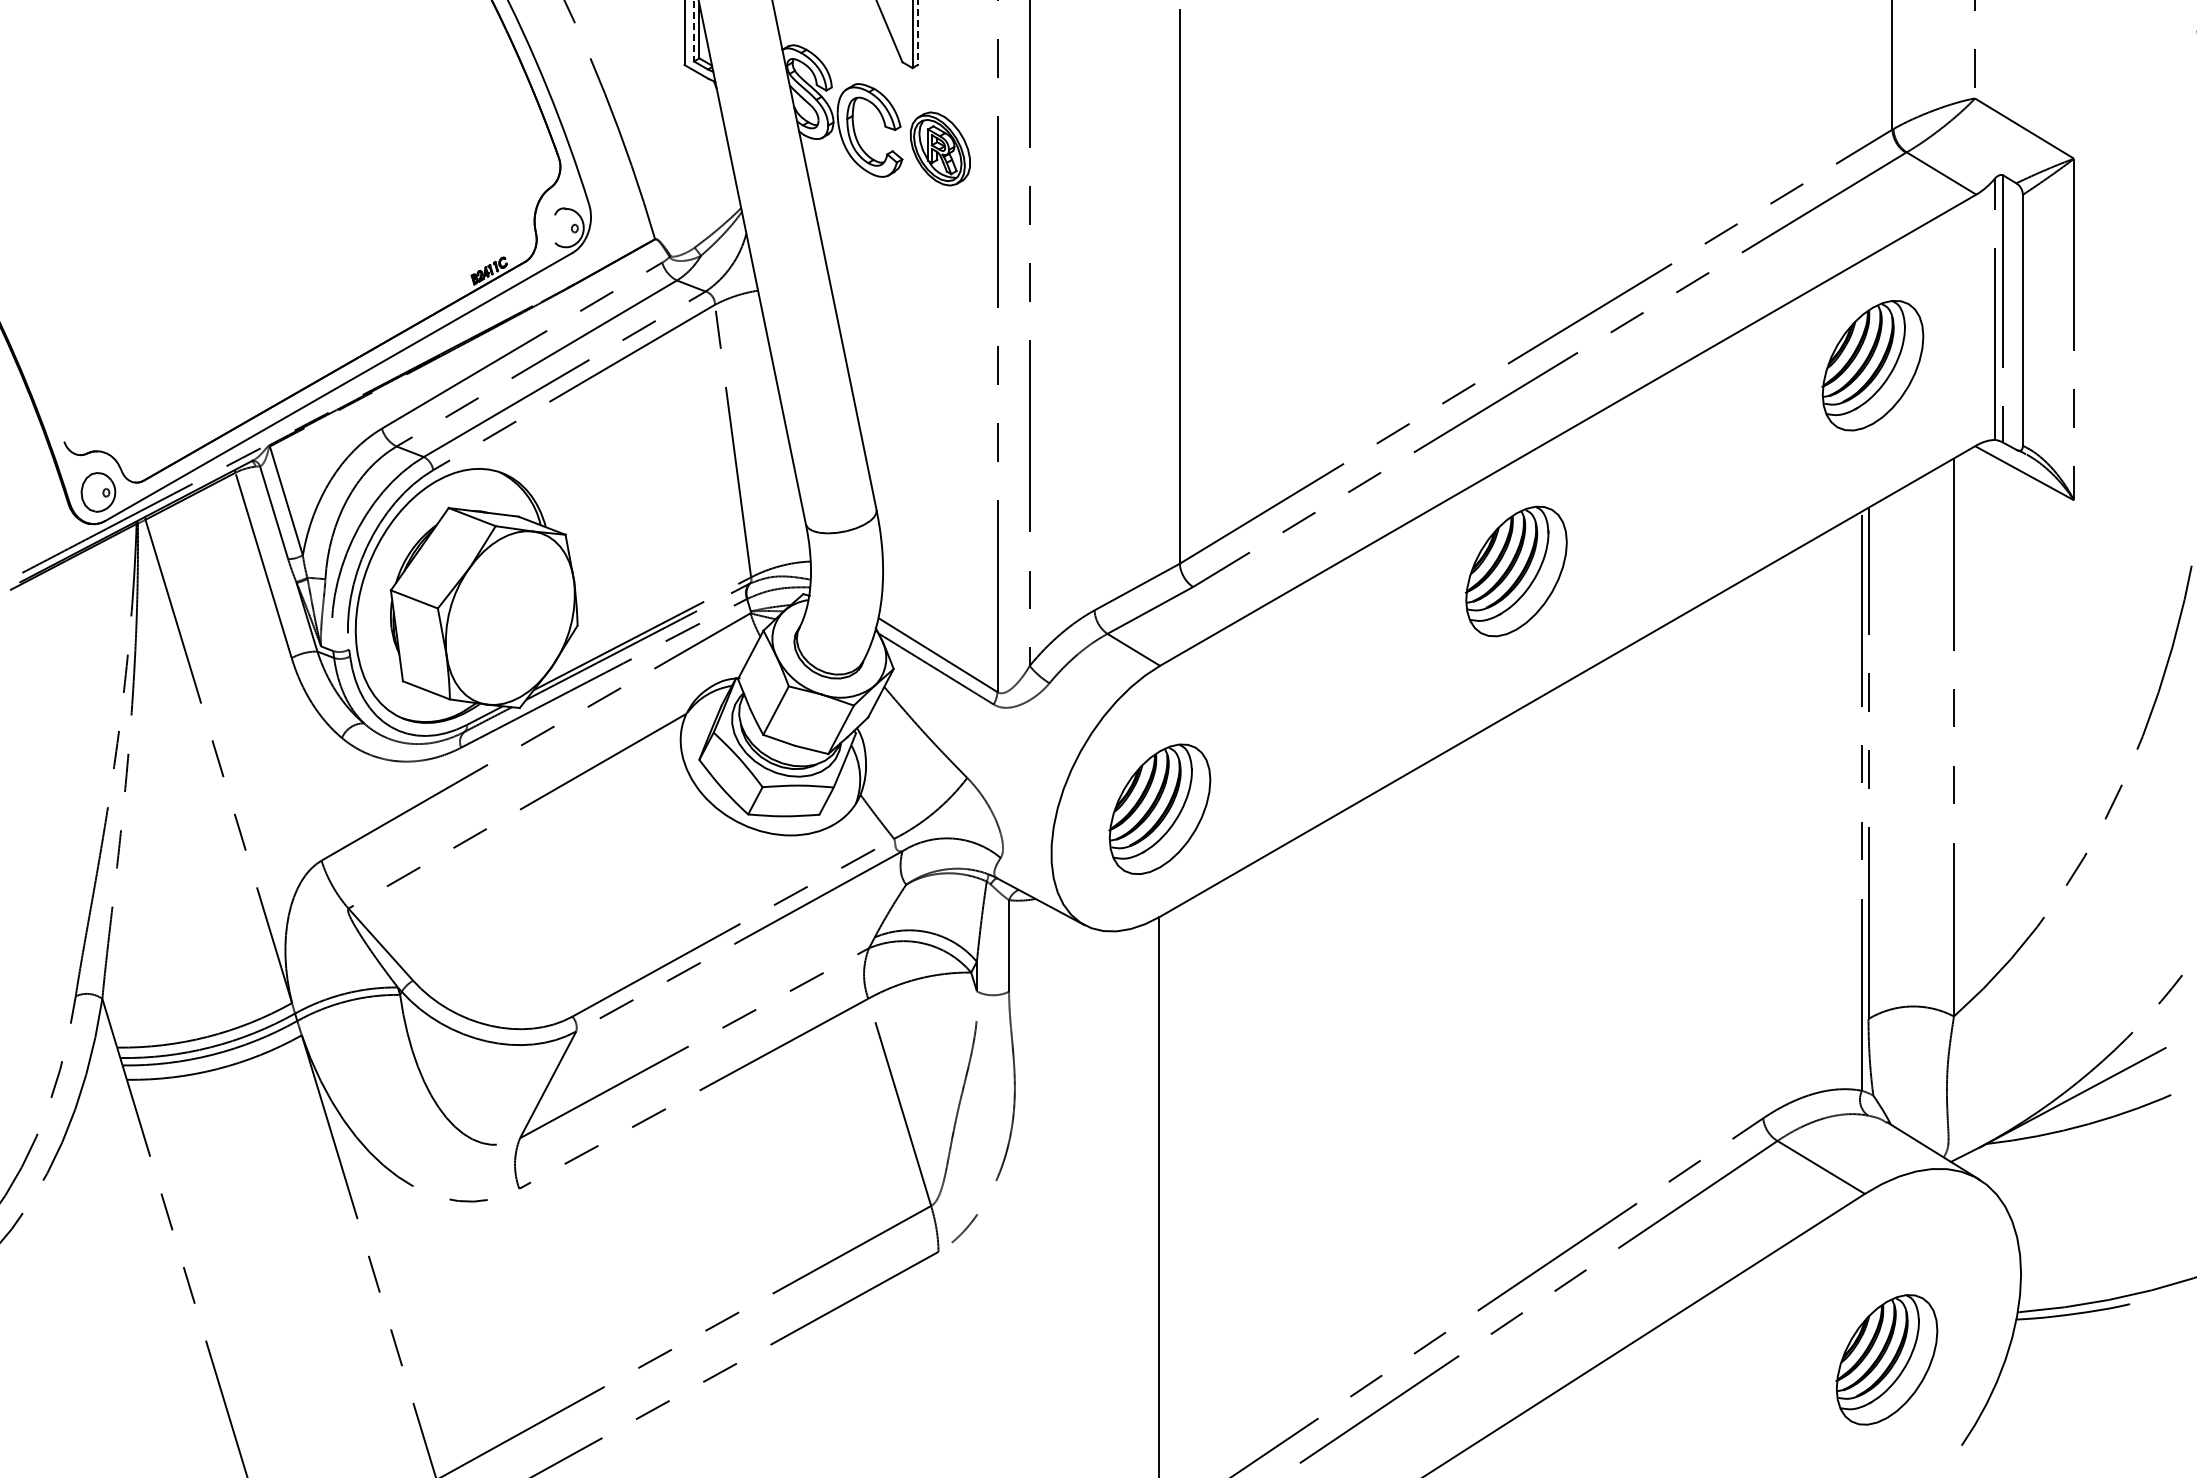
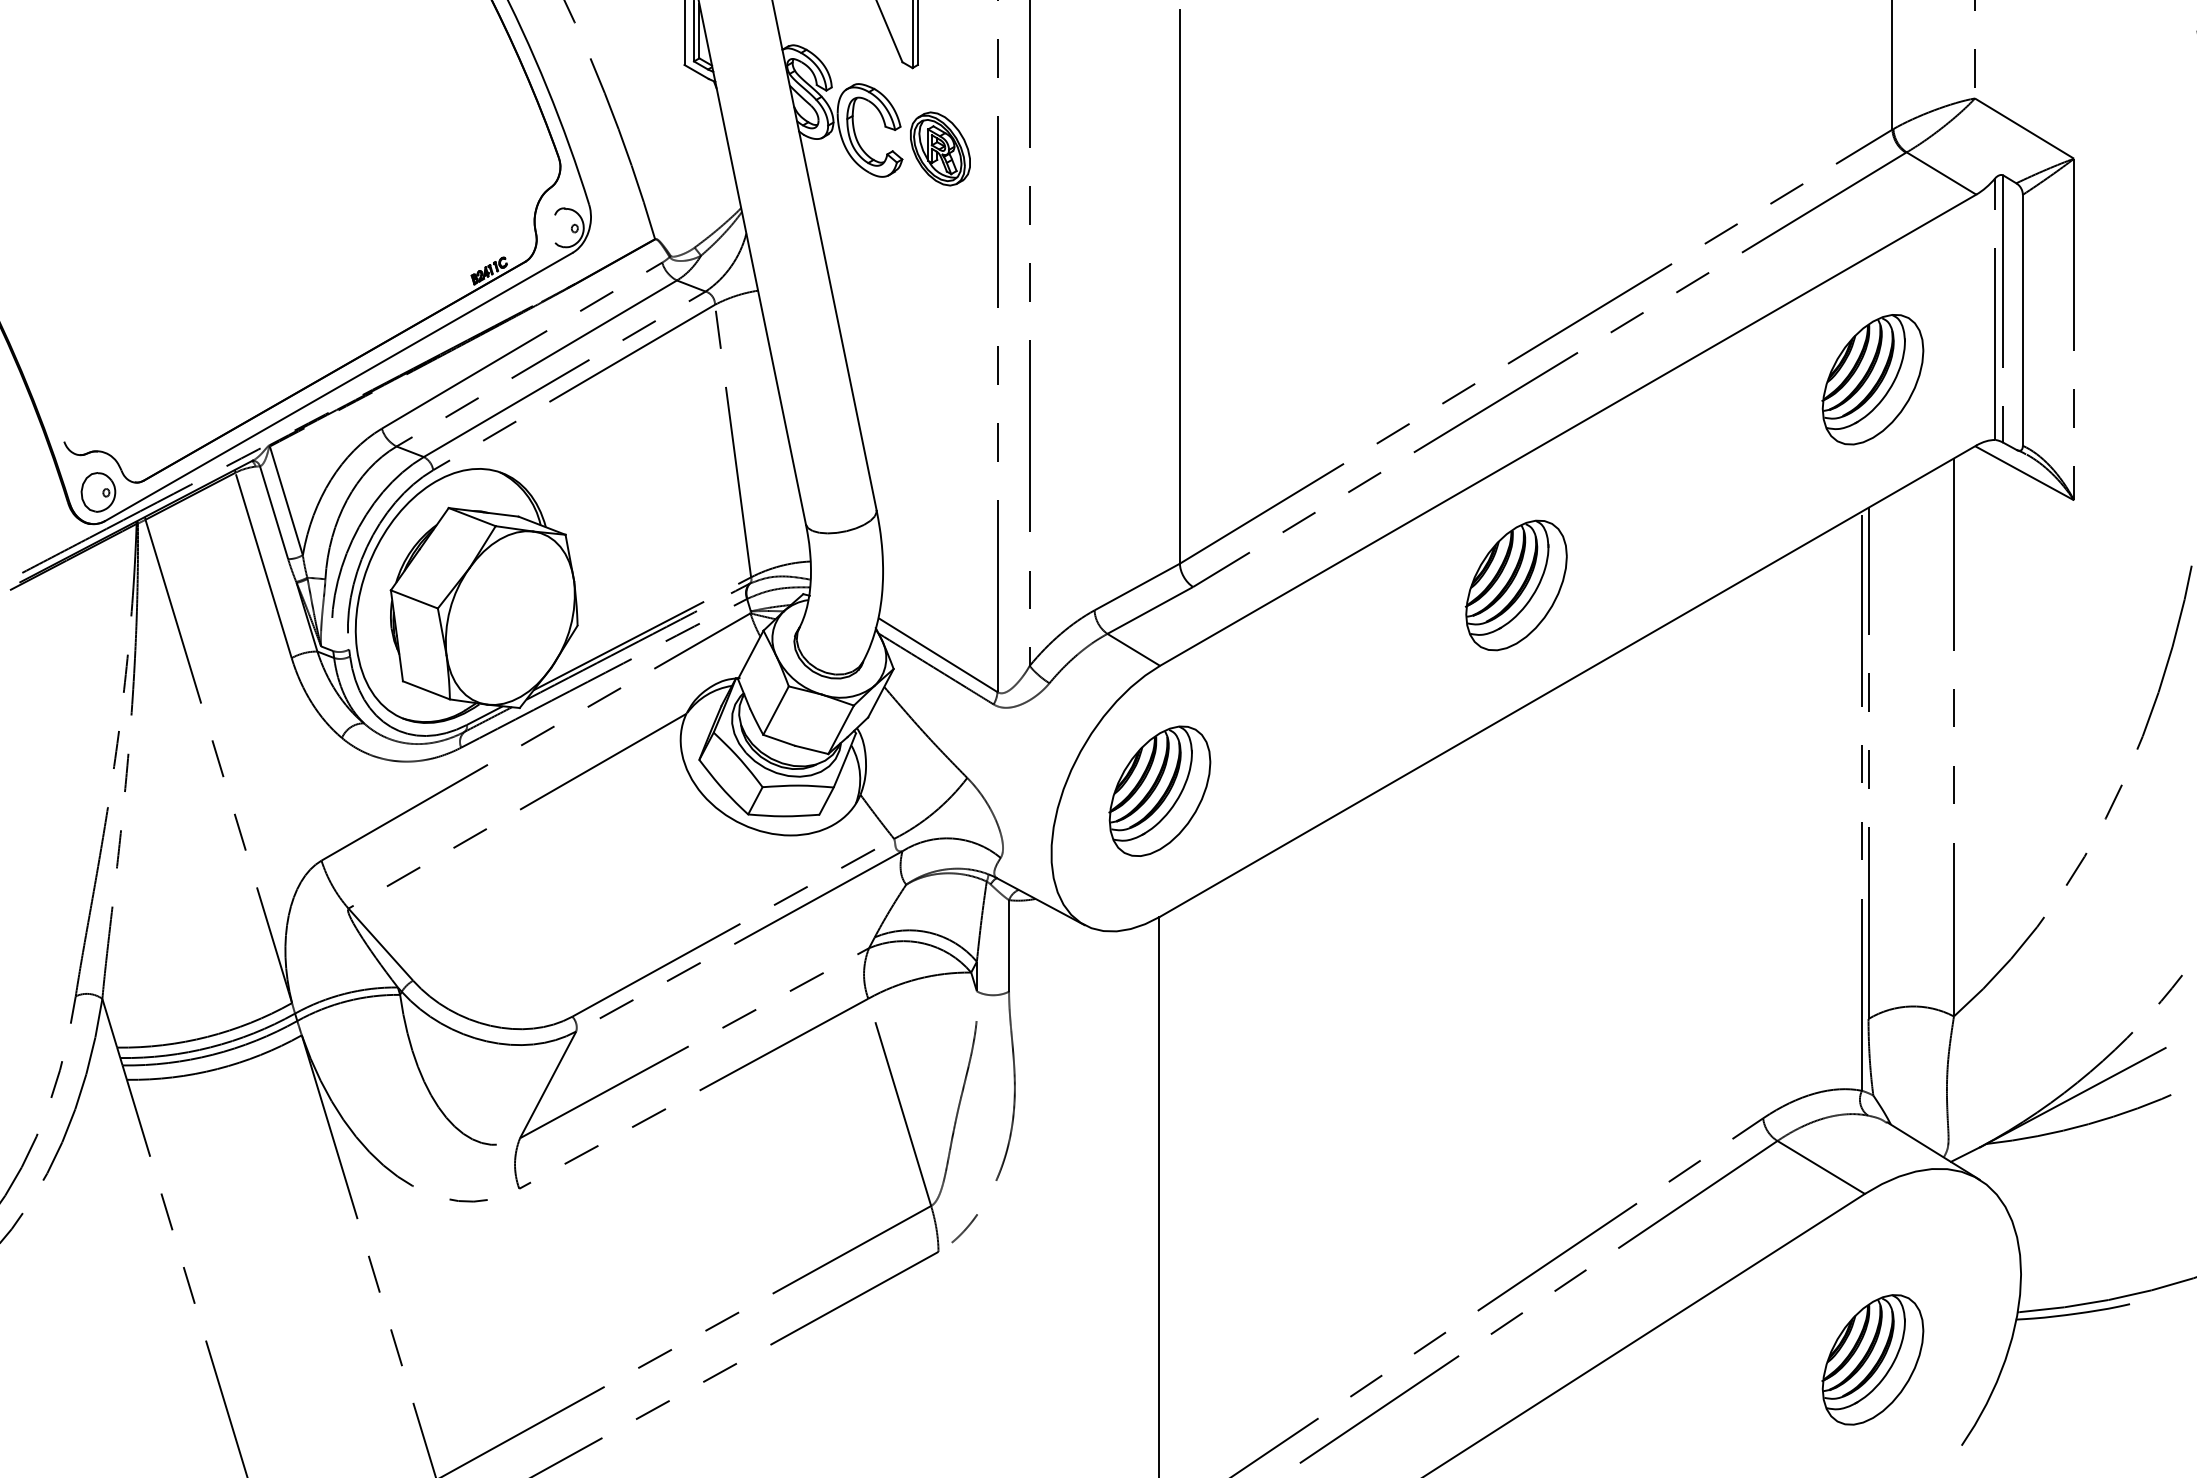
line: dashed -> solid (694, 31)
line: dashed -> solid (917, 33)
part position: (1872, 365) -> (1872, 379) (1872, 379)
part position: (1515, 571) -> (1515, 585) (1515, 585)
part position: (1159, 808) -> (1159, 790) (1159, 790)
part position: (1886, 1359) -> (1872, 1359) (1872, 1359)
